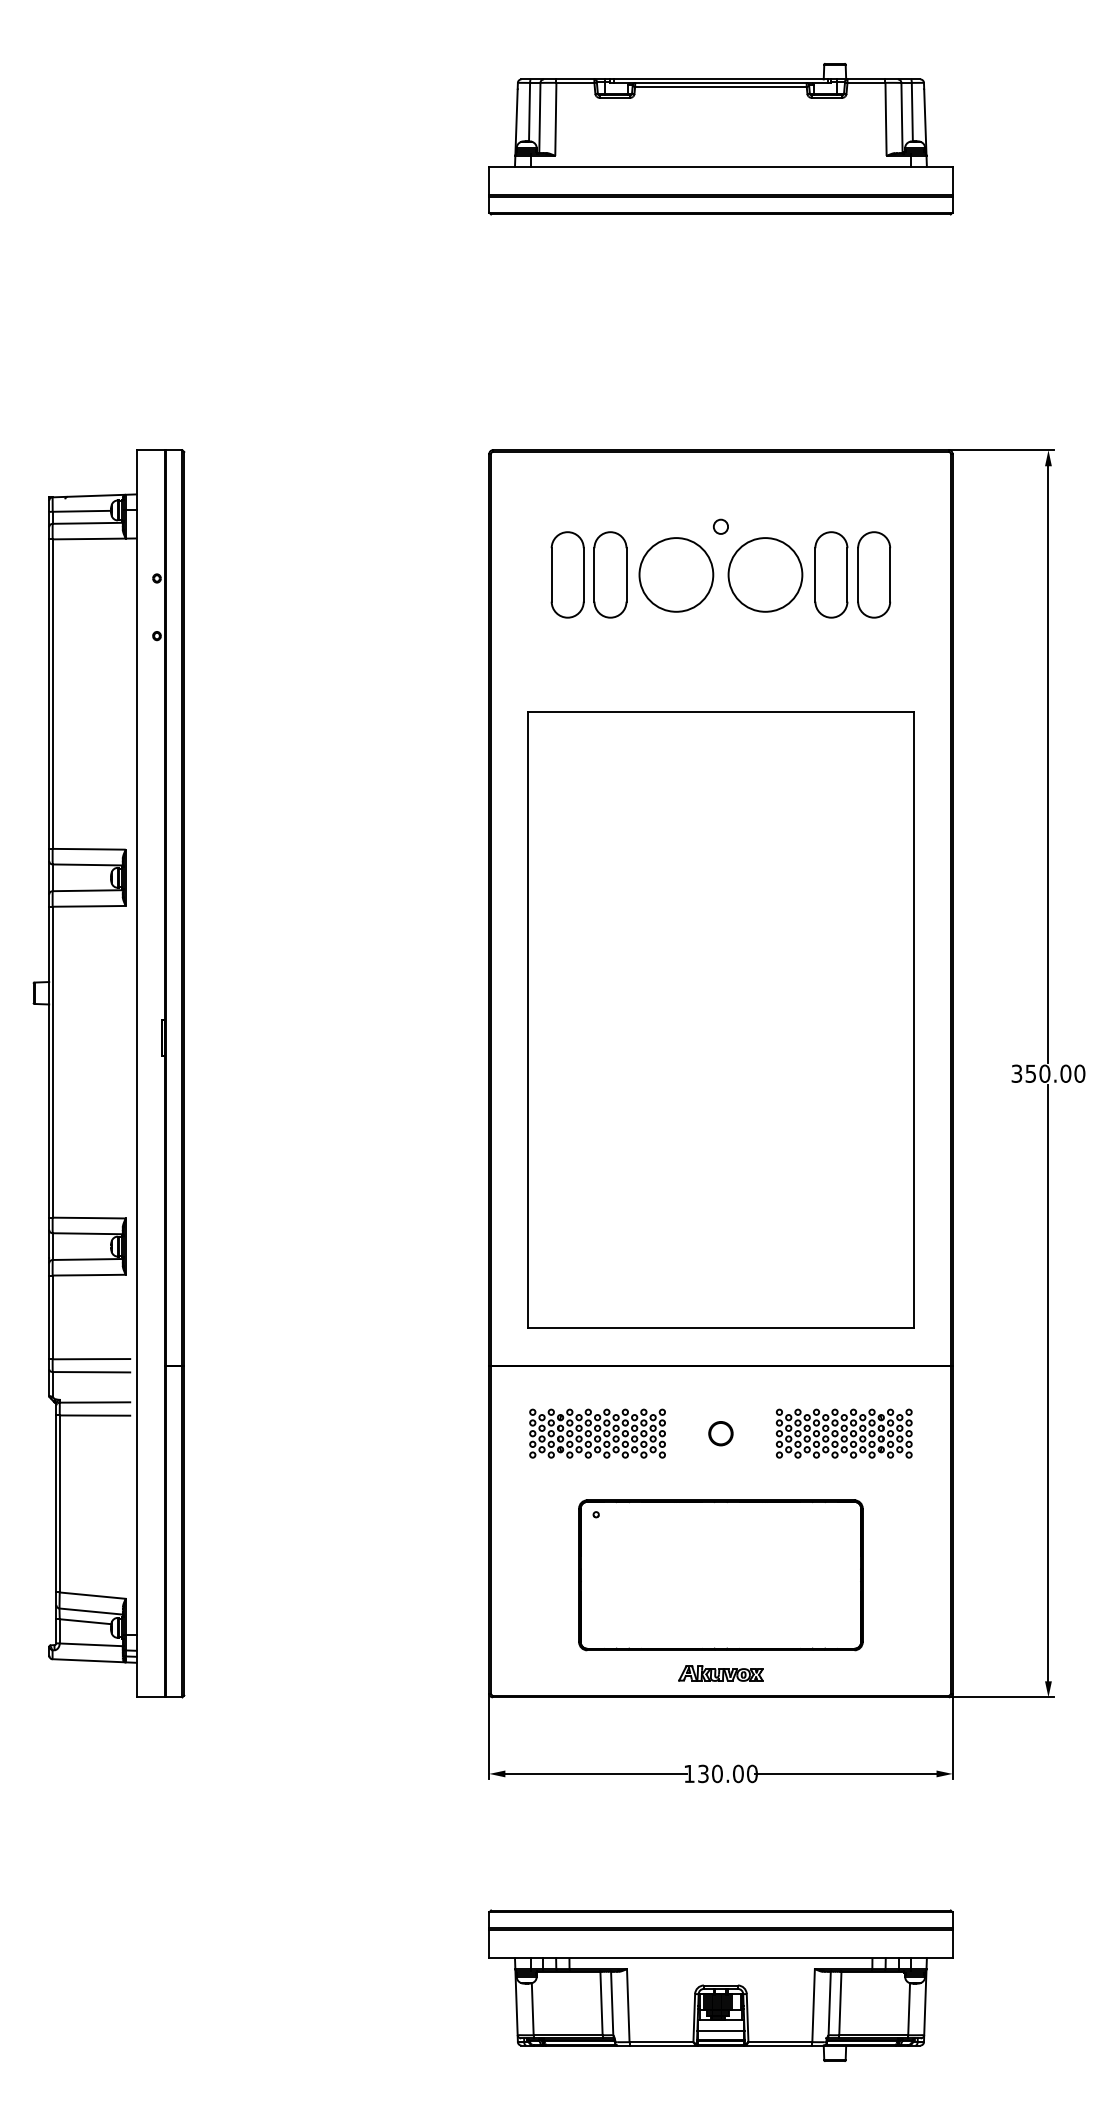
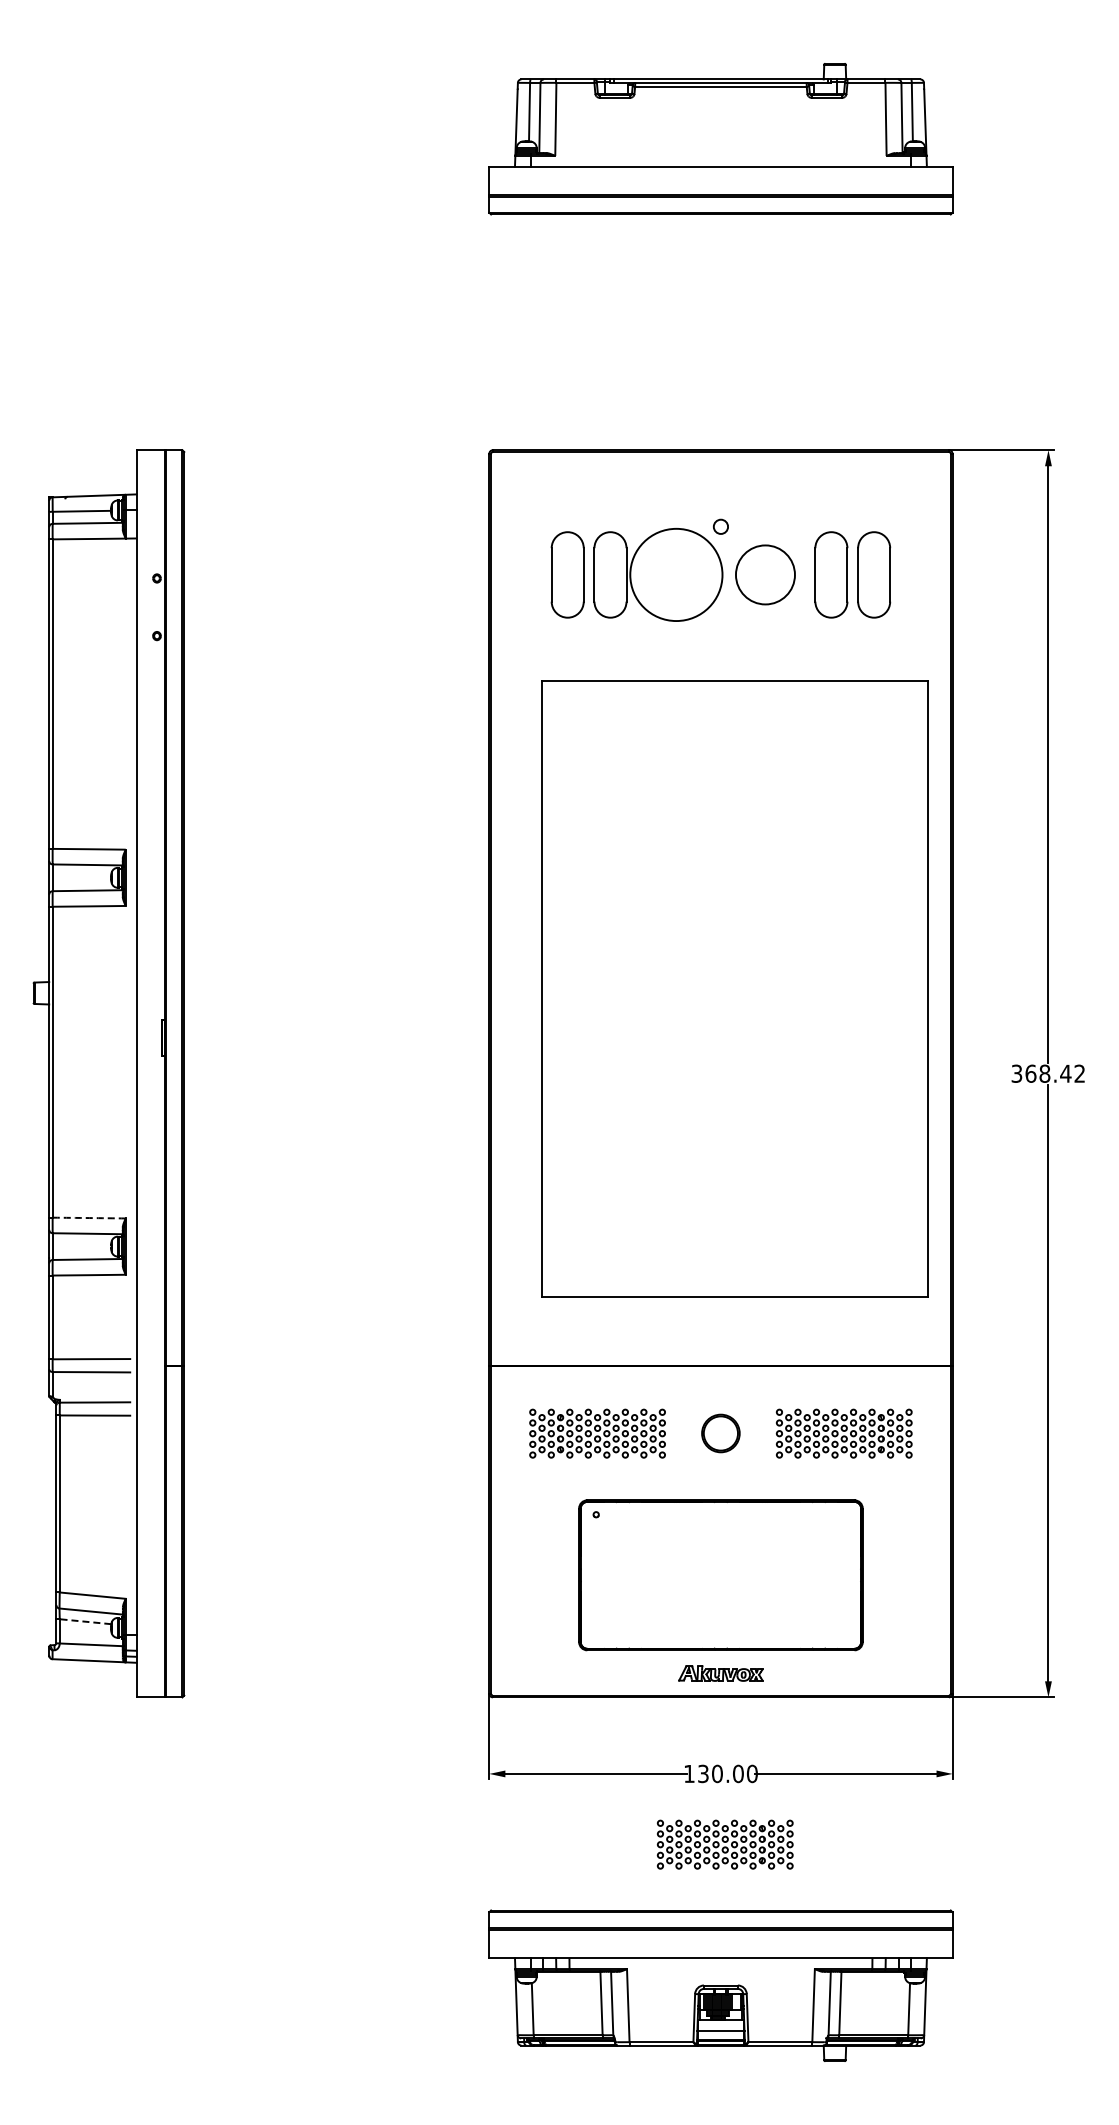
circle diameter: 74 px -> 92 px (676, 574)
circle diameter: 74 px -> 59 px (764, 574)
part position: (720, 1019) -> (734, 988) (734, 988)
text: 350.00 -> 368.42 (1055, 1073)
arc: solid -> dashed (89, 1218)
circle size: 26x26 px -> 40x41 px (720, 1433)
line: solid -> dashed (85, 1621)
part: none -> present (724, 1844)
